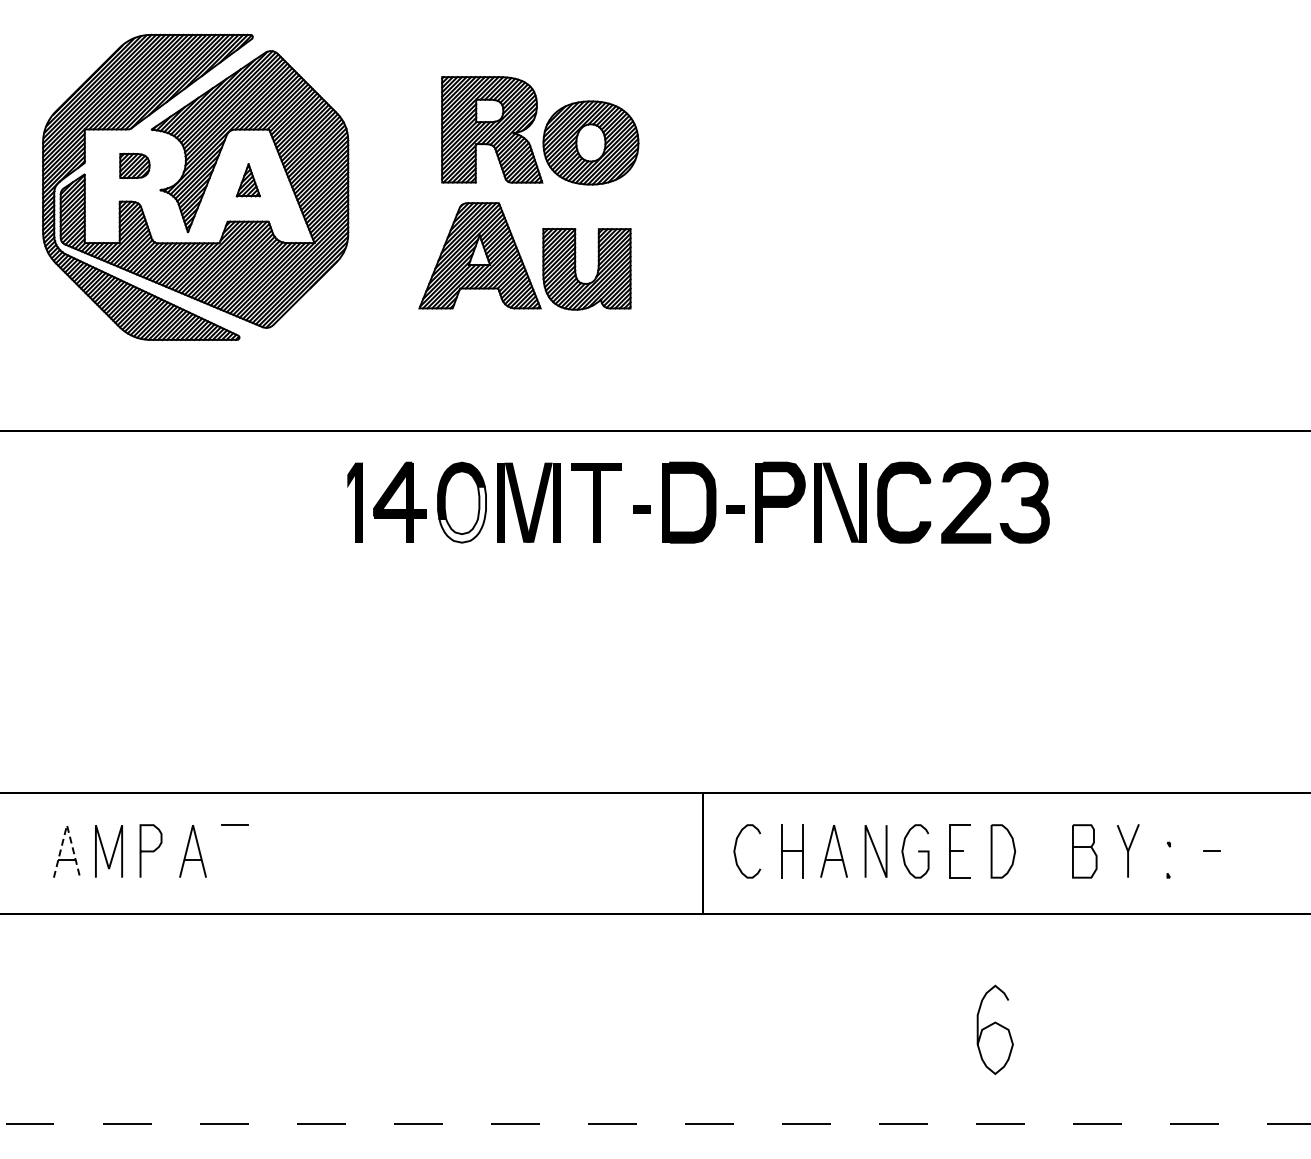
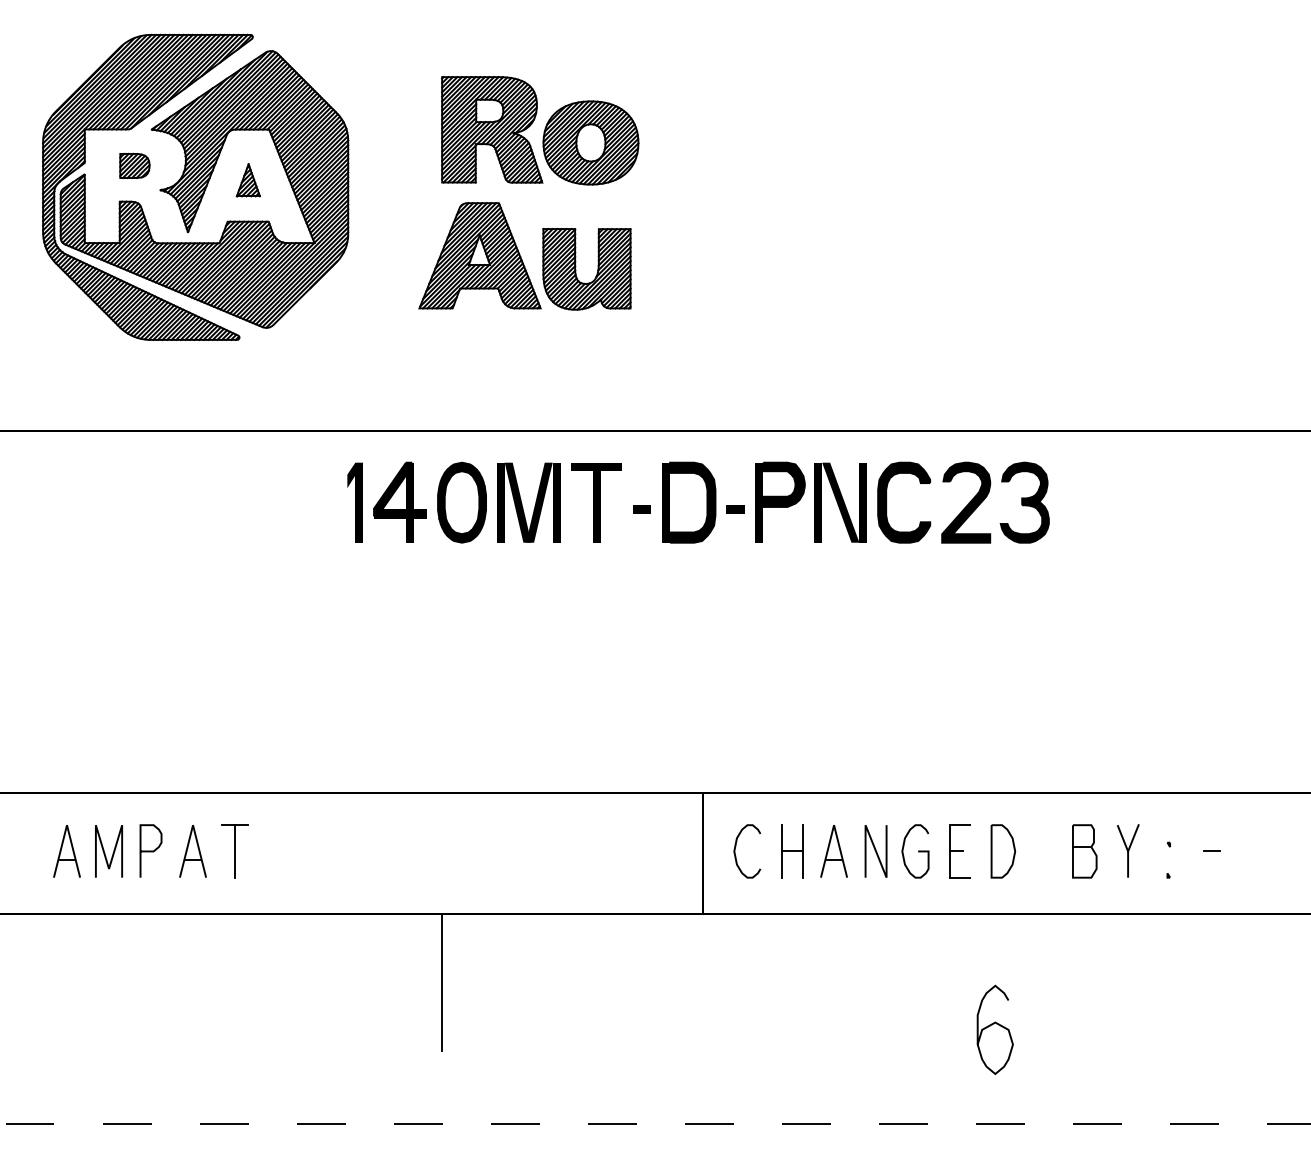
fill: none -> present (462, 514)
line: dashed -> solid (67, 825)
line: none -> present (235, 851)
line: none -> present (441, 982)
